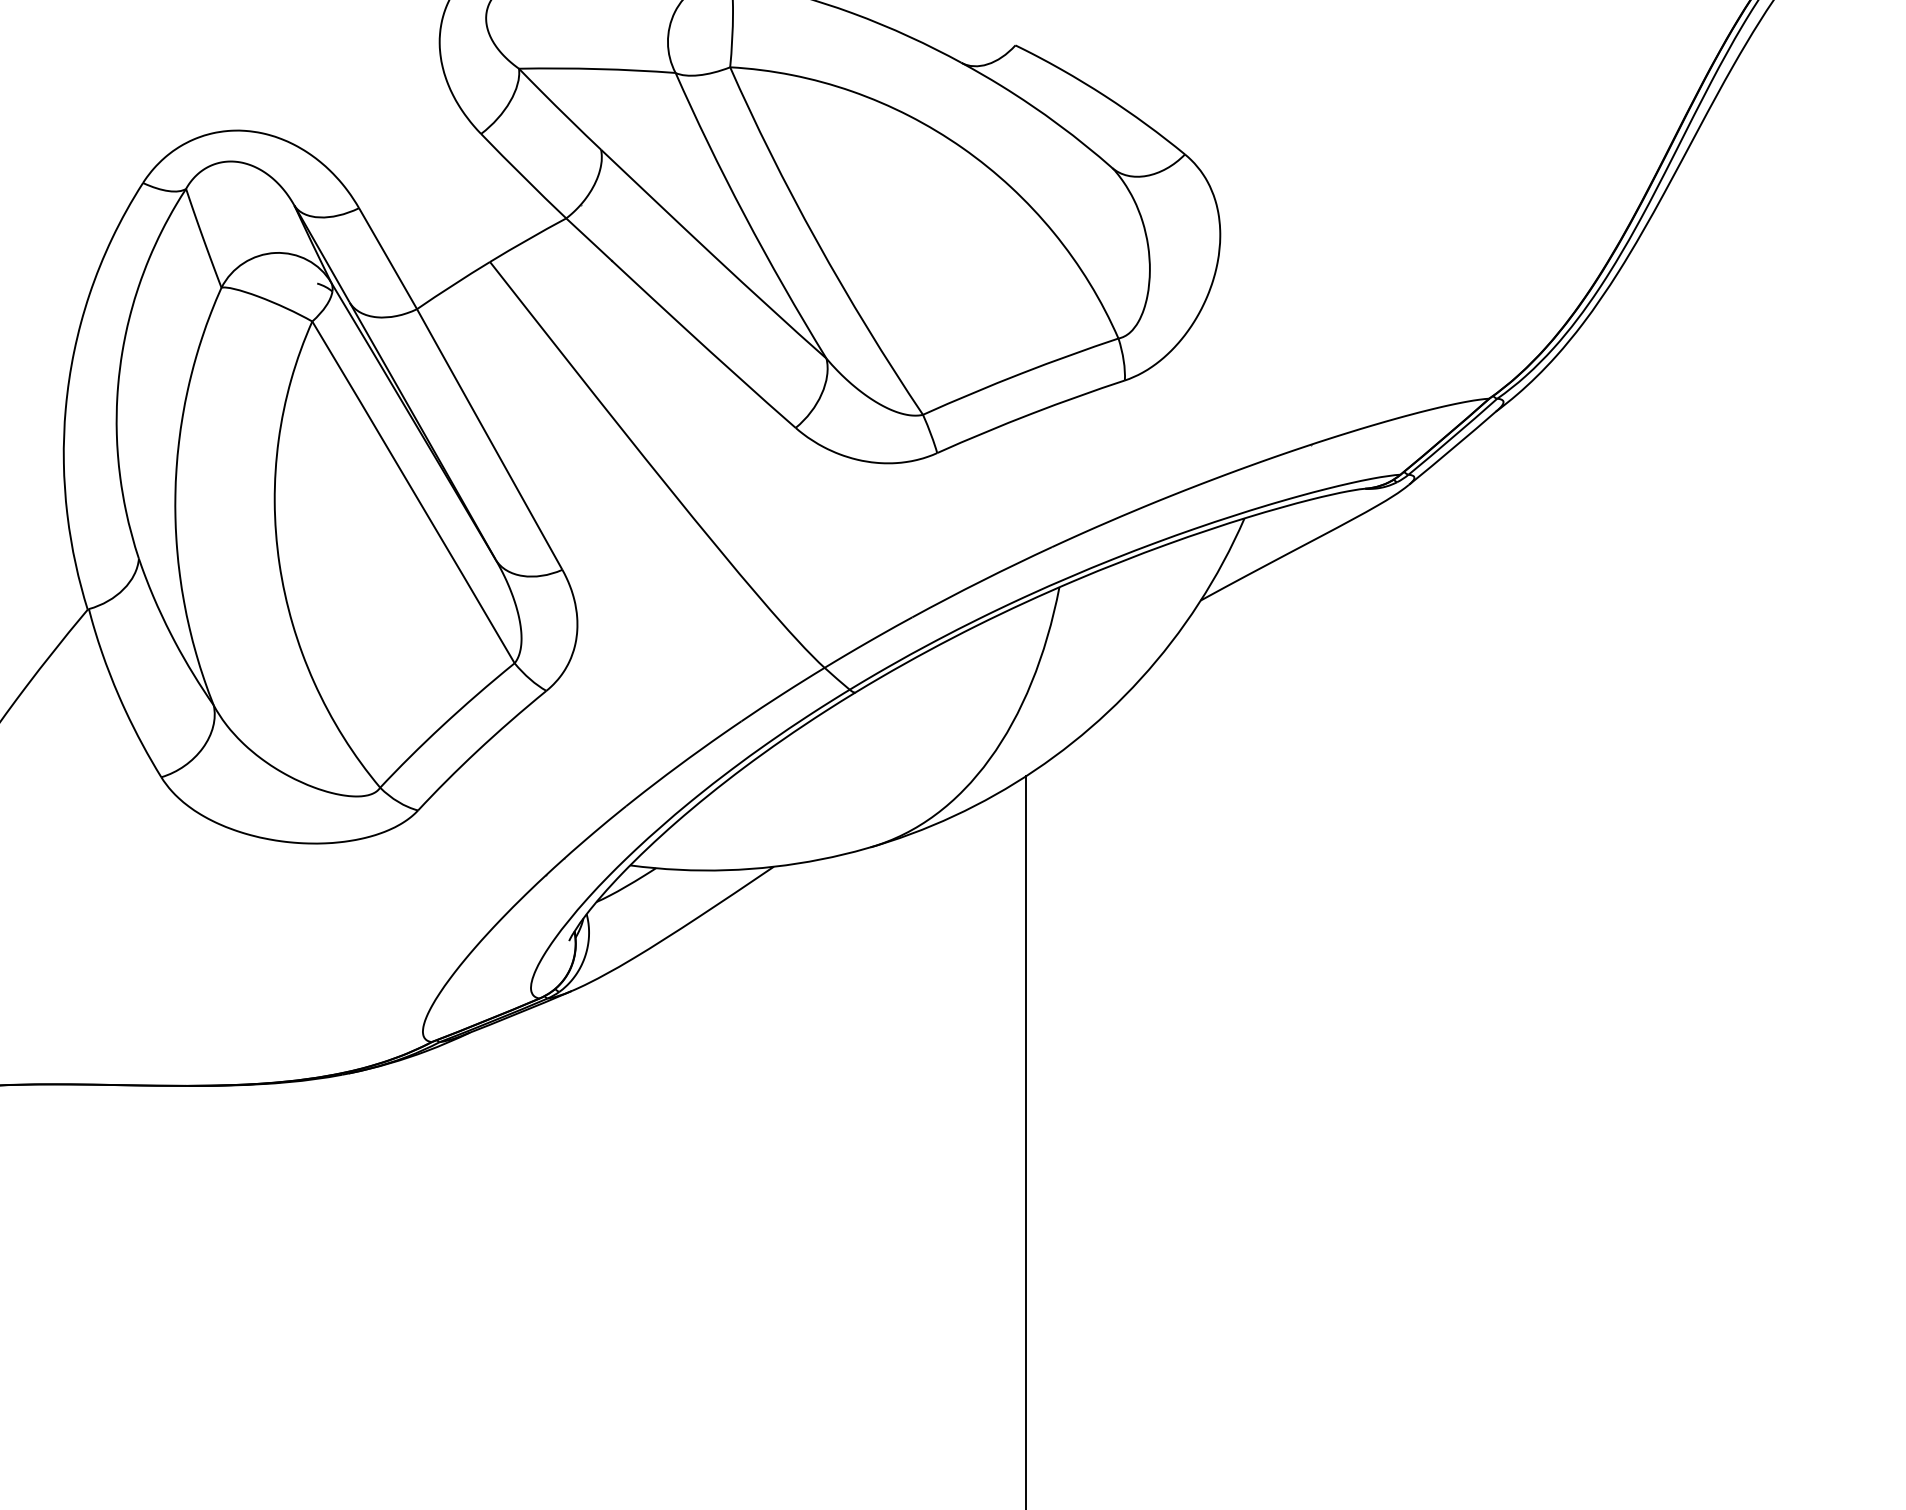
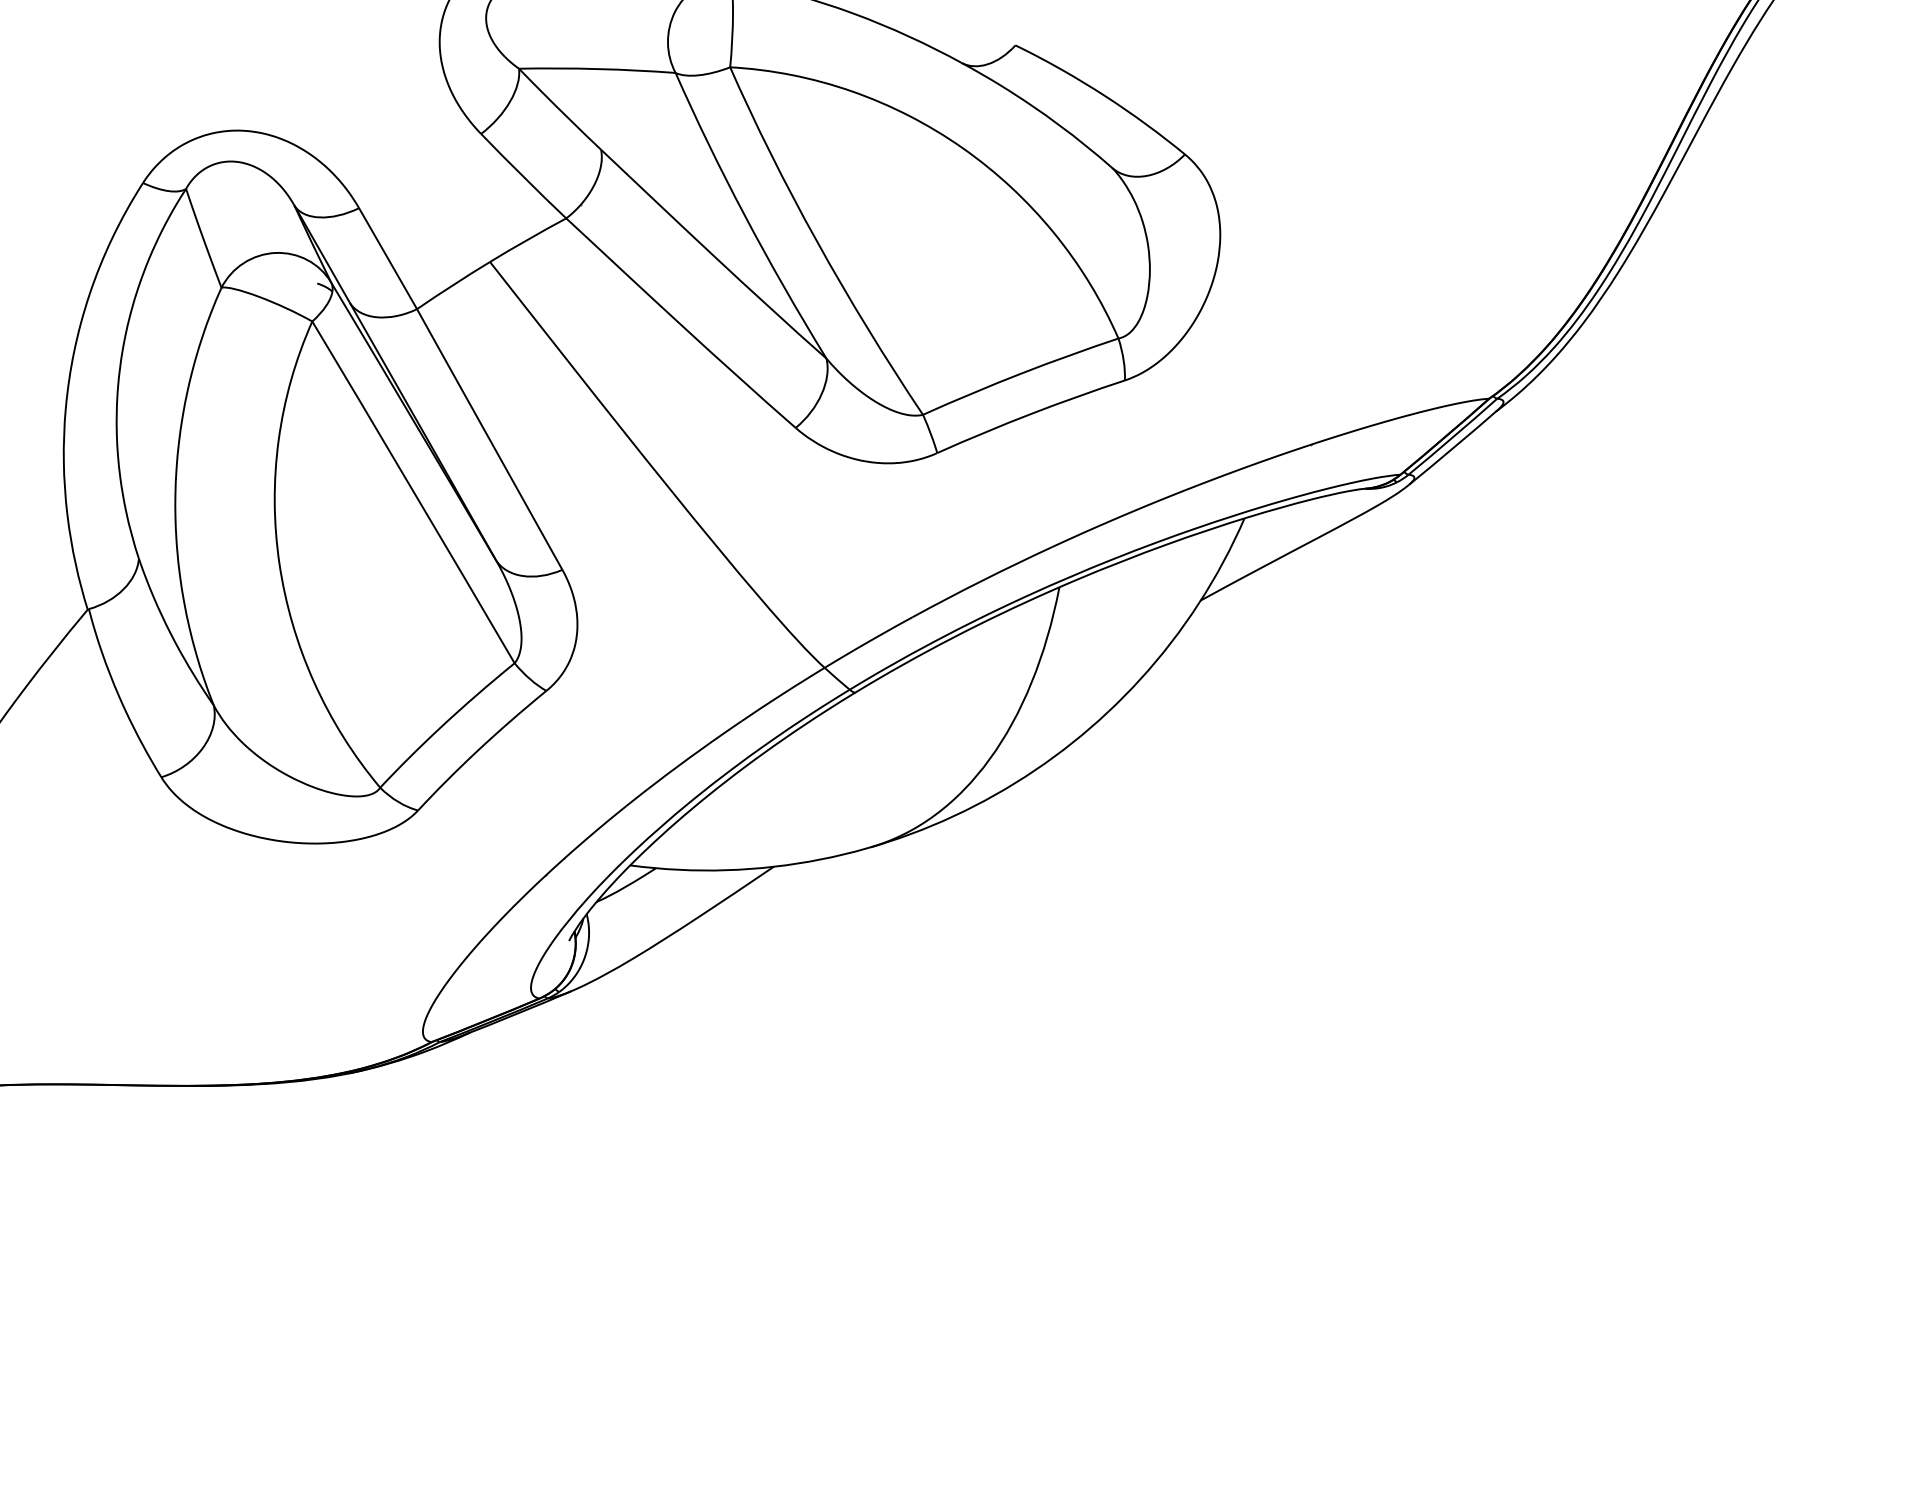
line: present -> none (1026, 1141)
